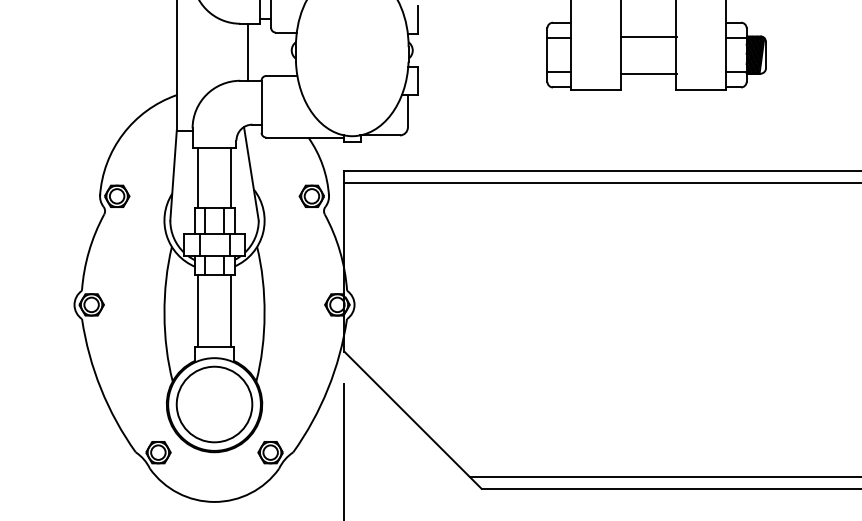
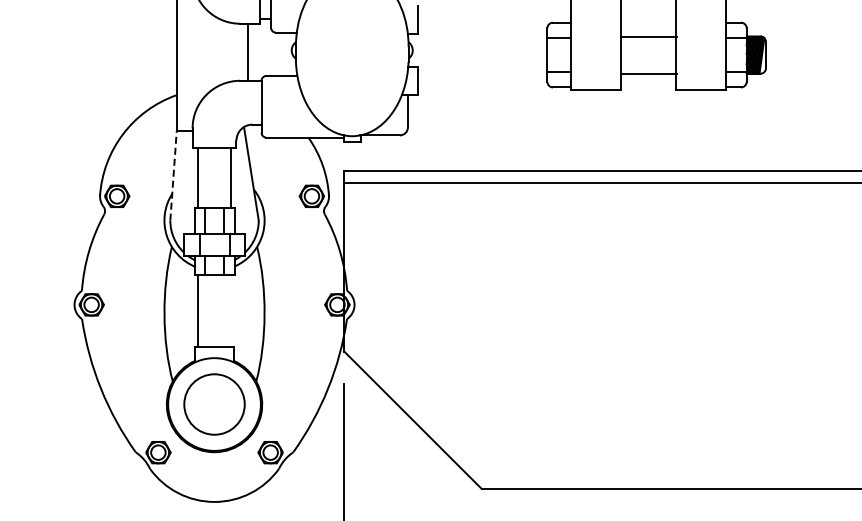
line: solid -> dashed (173, 175)
line: present -> none (231, 311)
circle diameter: 76 px -> 60 px (214, 404)
line: present -> none (663, 476)
